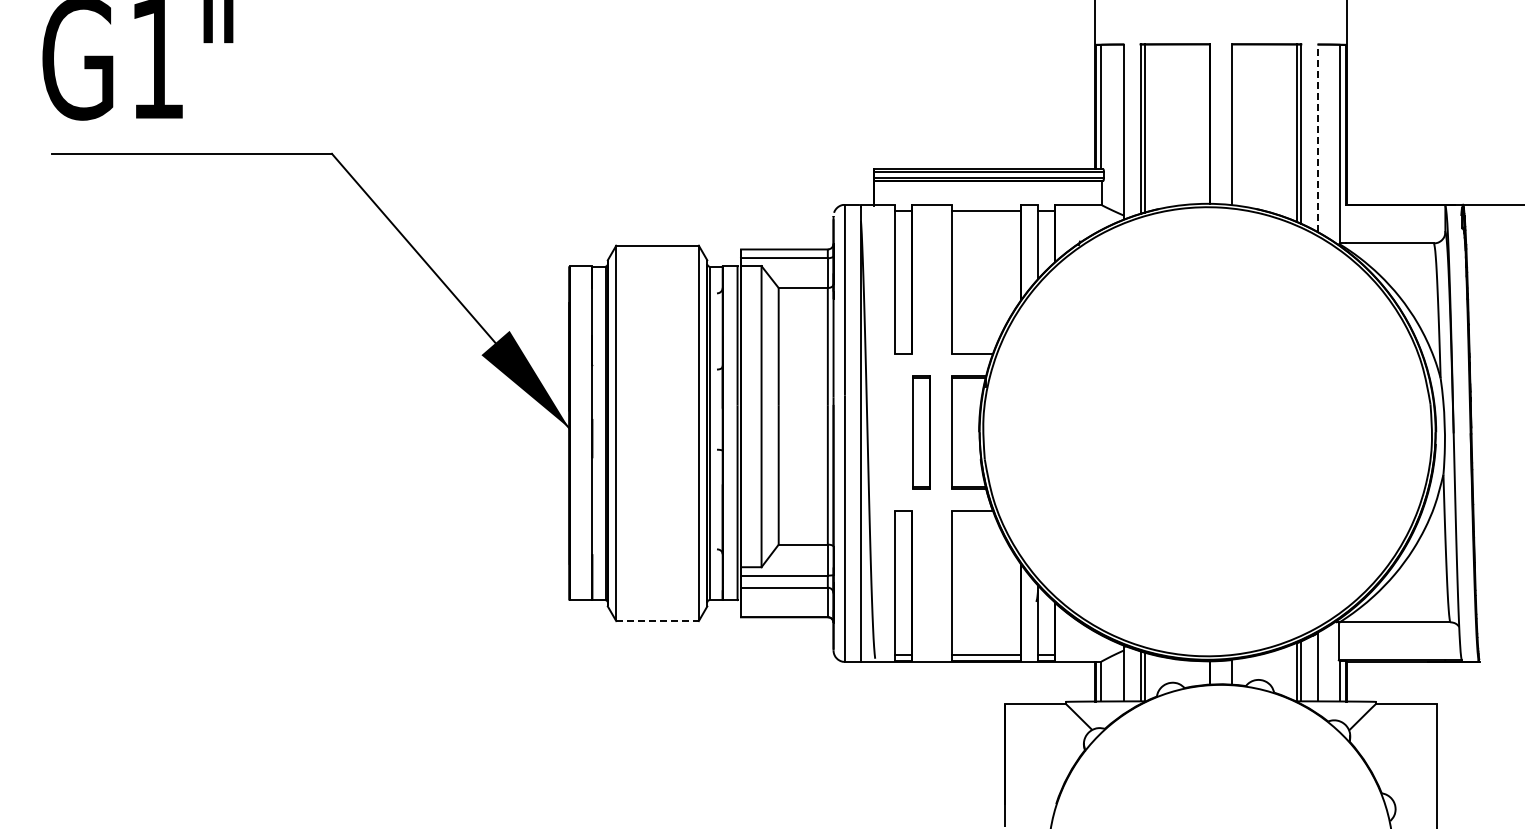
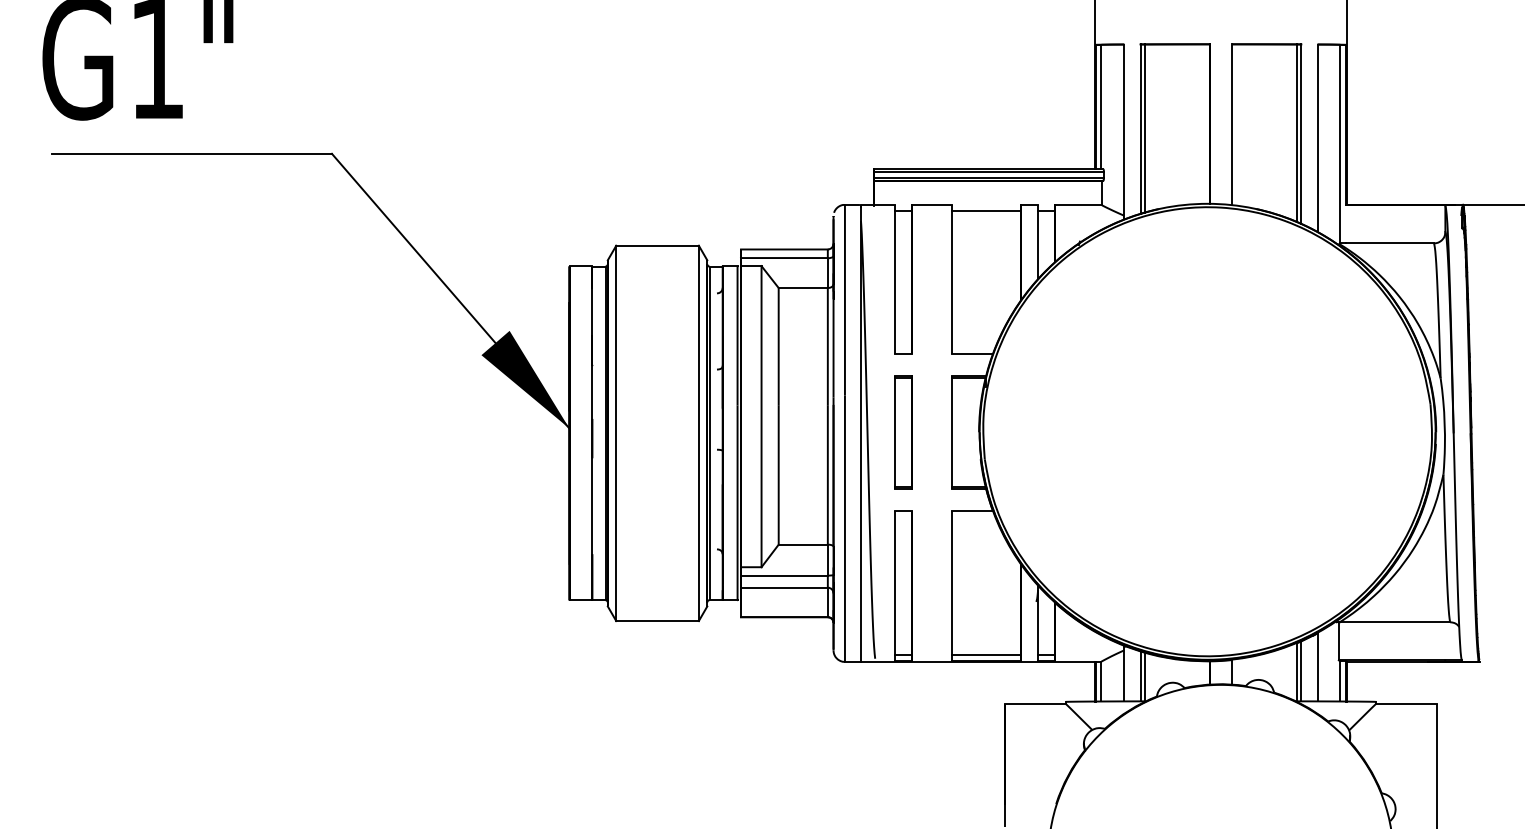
line: dashed -> solid (1317, 138)
part position: (921, 432) -> (903, 432) (903, 432)
line: dashed -> solid (658, 621)
